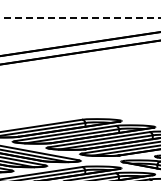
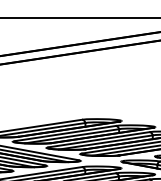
line: dashed -> solid (80, 17)
